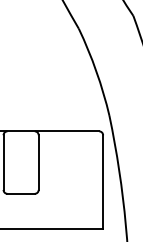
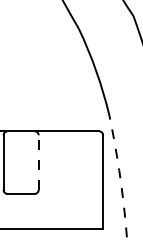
line: solid -> dashed (38, 162)
arc: solid -> dashed (120, 178)
